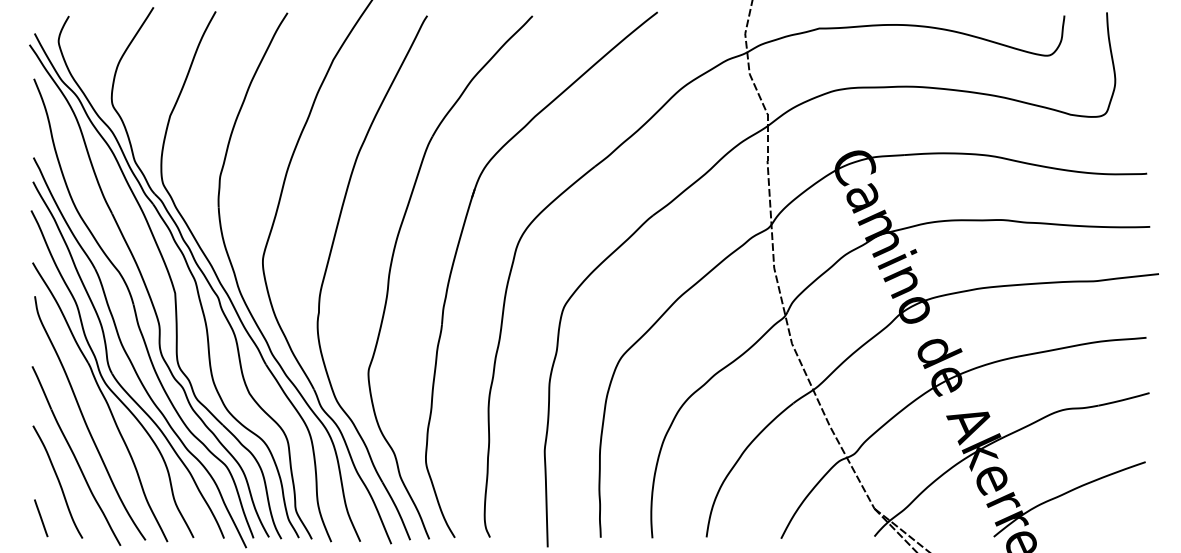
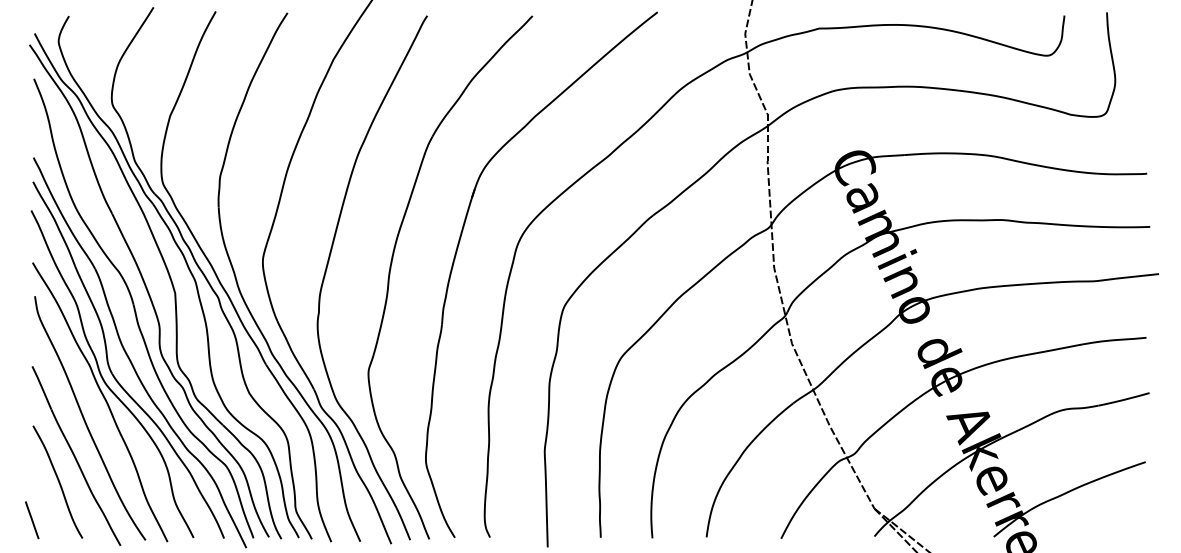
line position: (41, 518) -> (32, 520) (32, 520)
